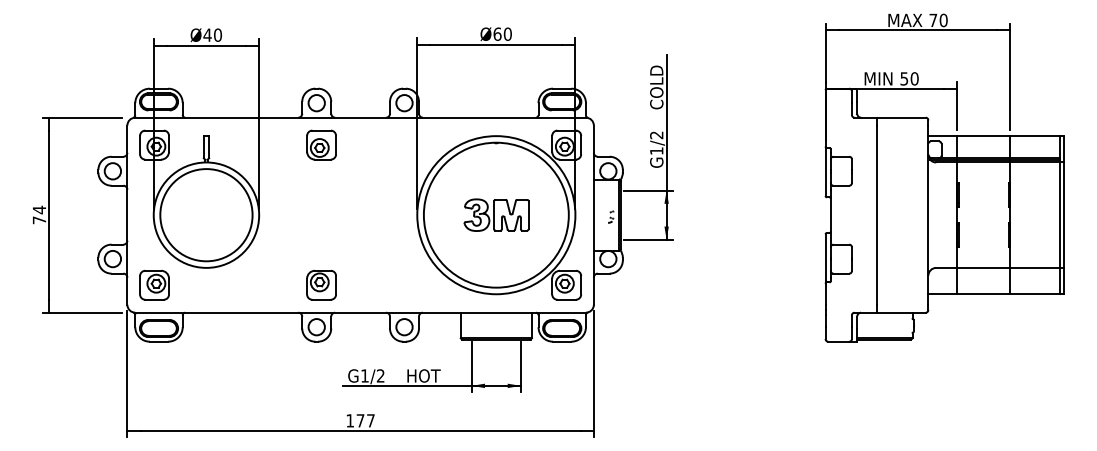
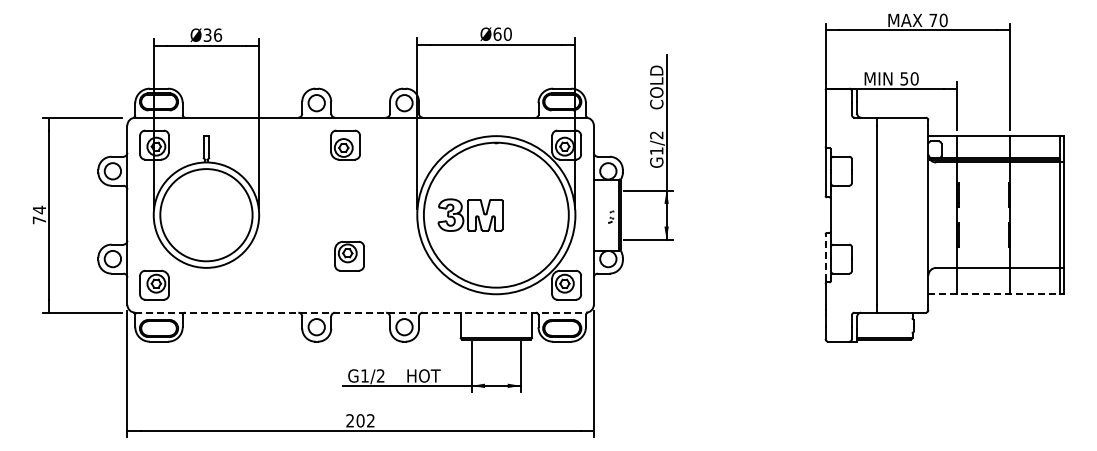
text: Ø40 -> Ø36 (212, 34)
part position: (321, 144) -> (345, 144) (345, 144)
part position: (496, 214) -> (470, 214) (470, 214)
line: solid -> dashed (825, 257)
part position: (321, 284) -> (349, 255) (349, 255)
line: solid -> dashed (994, 294)
line: solid -> dashed (361, 312)
text: 177 -> 202 (360, 420)
